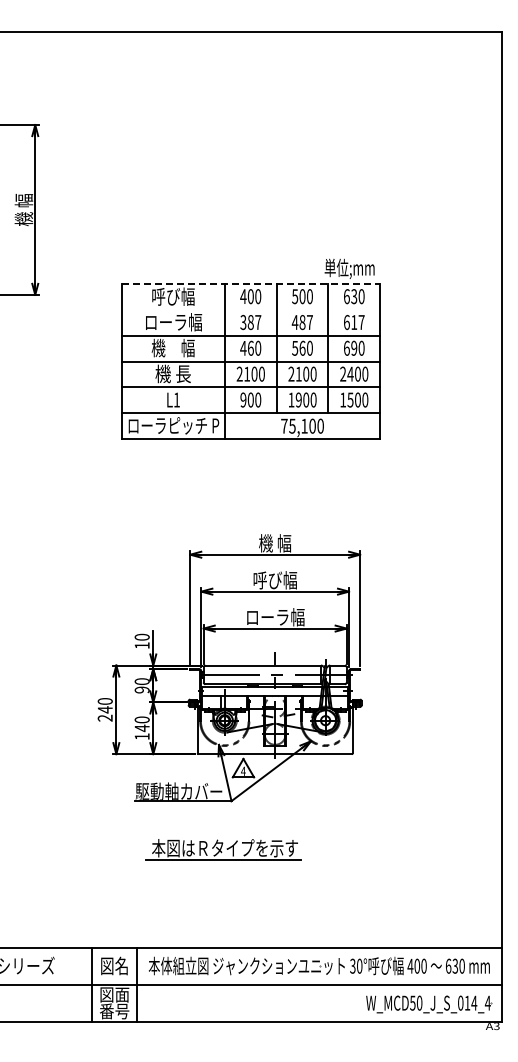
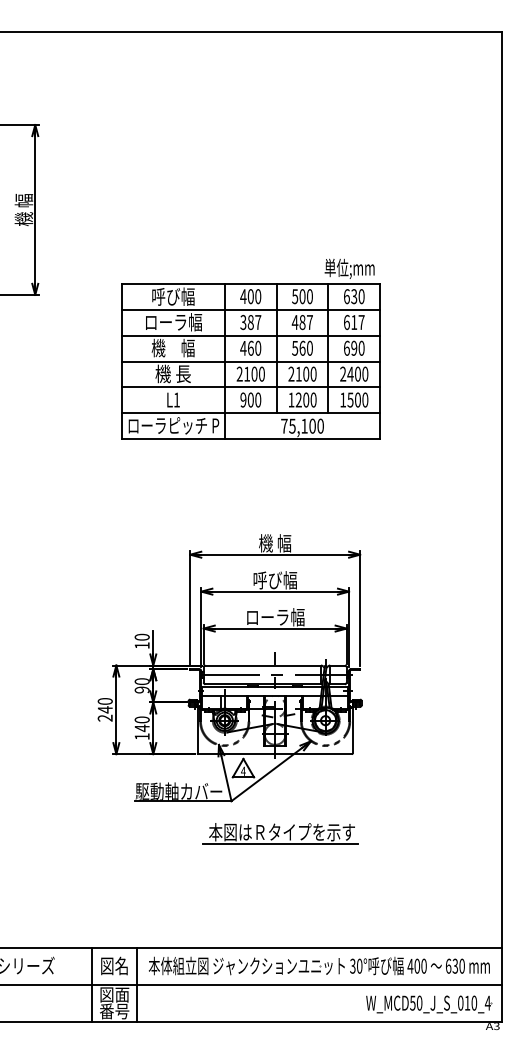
line: dashed -> solid (251, 284)
line: none -> present (250, 309)
text: 1900 -> 1200 (298, 400)
part position: (223, 849) -> (280, 833) (280, 833)
text: W_MCD50_J_S_014_4 -> W_MCD50_J_S_010_4 (474, 1002)
